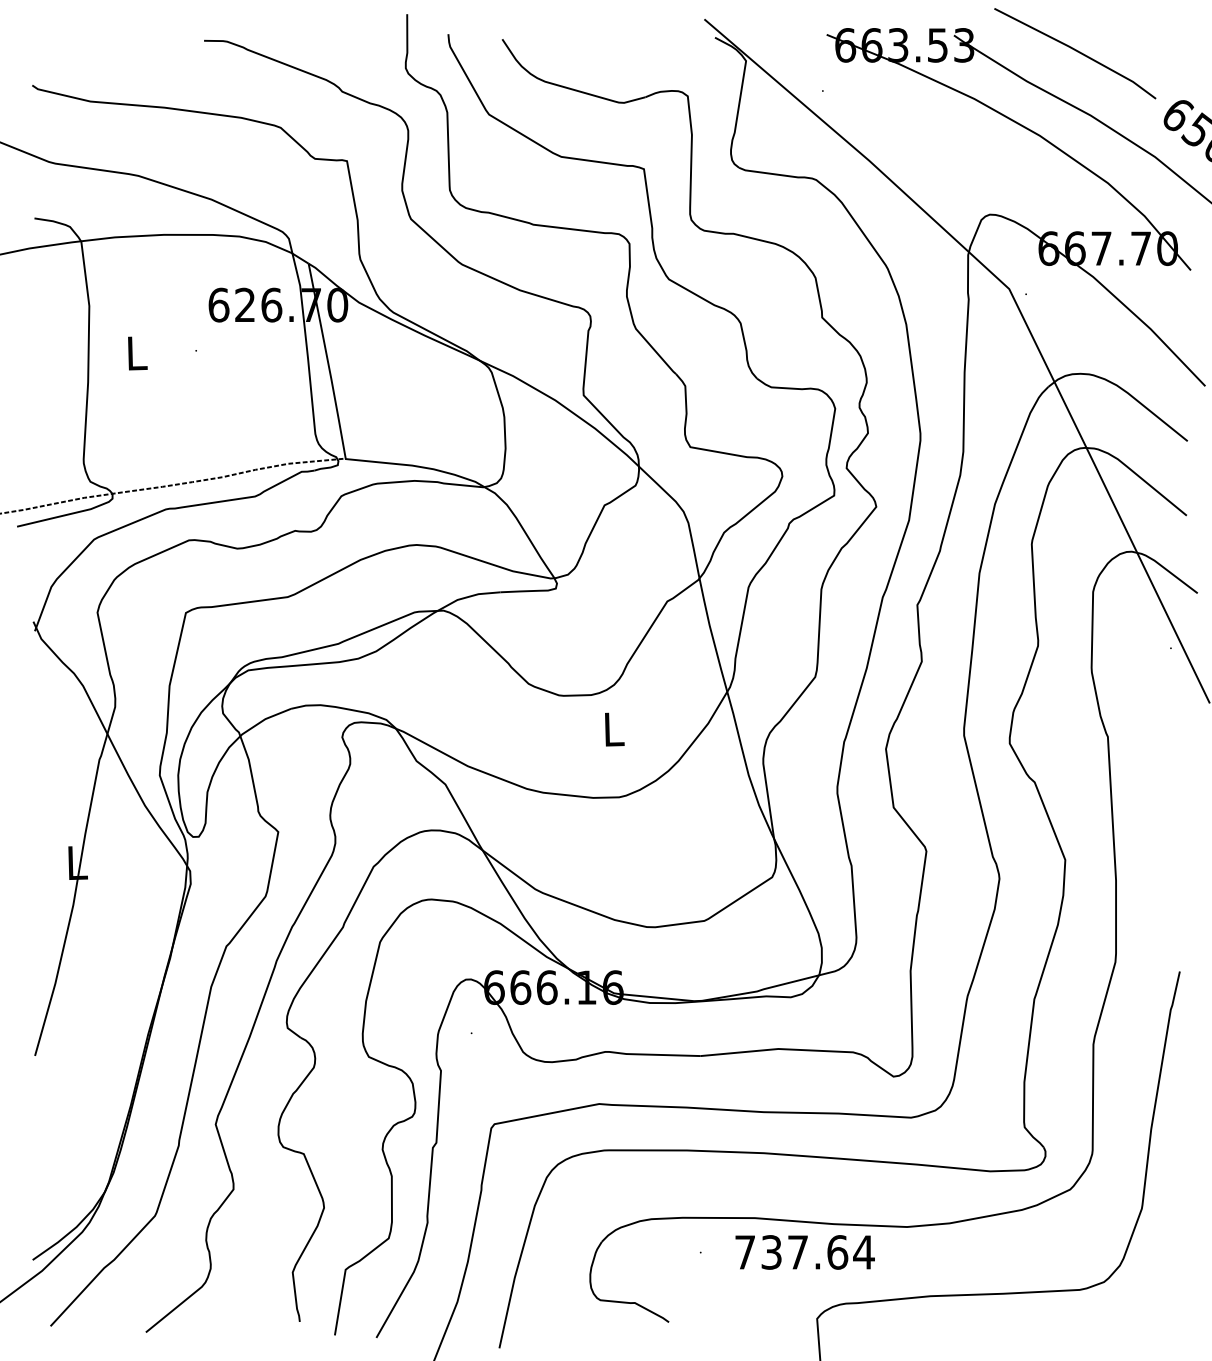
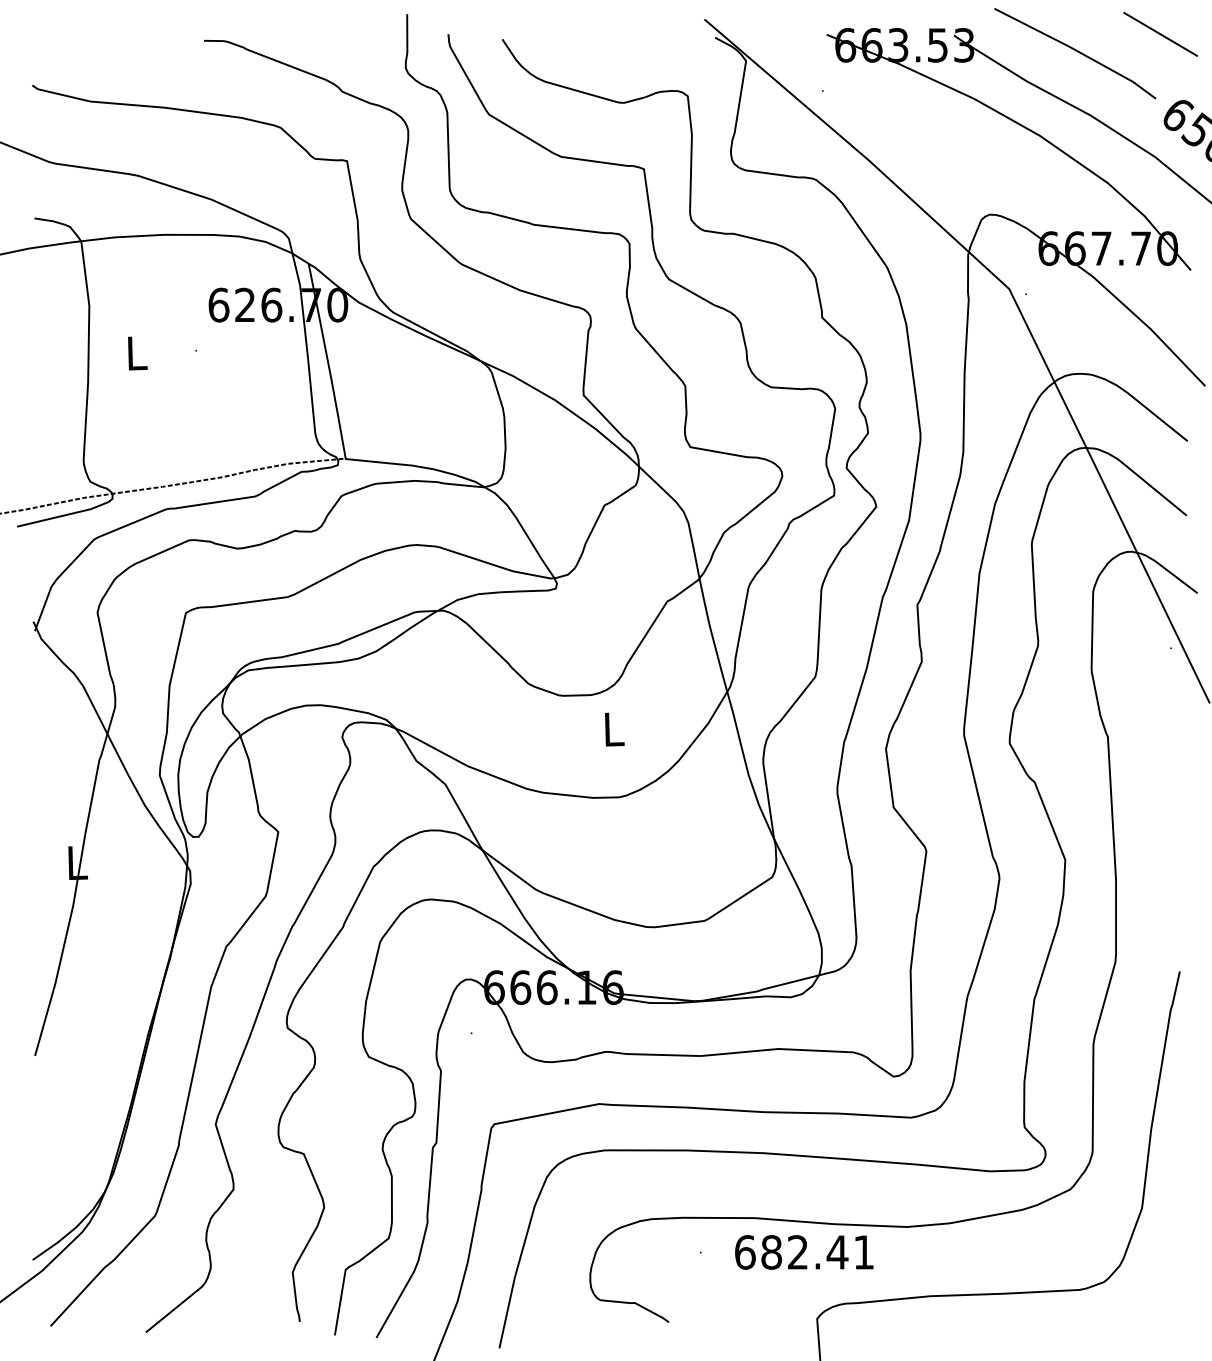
line: none -> present (1160, 34)
text: 737.64 -> 682.41 (804, 1252)
